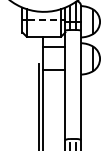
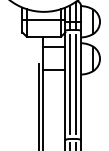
line: dashed -> solid (43, 20)
line: none -> present (70, 84)
line: none -> present (76, 84)
